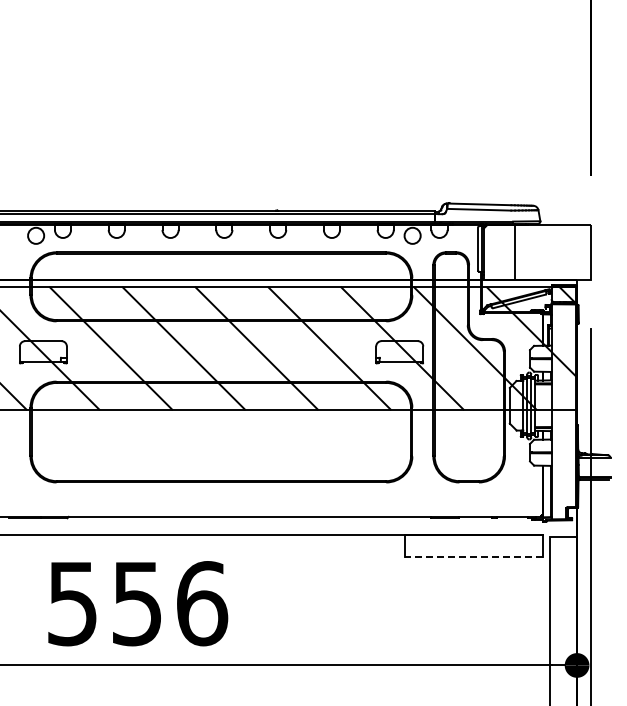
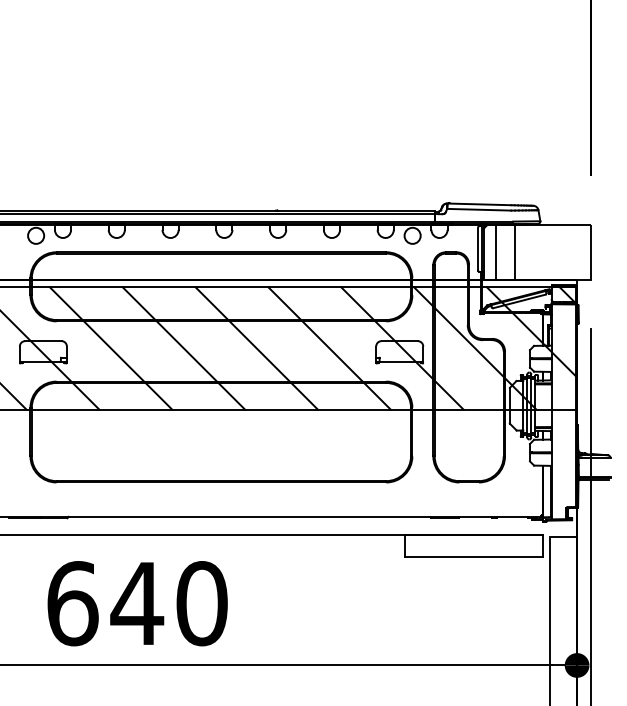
line: none -> present (496, 251)
line: dashed -> solid (474, 557)
text: 556 -> 640 (137, 603)
